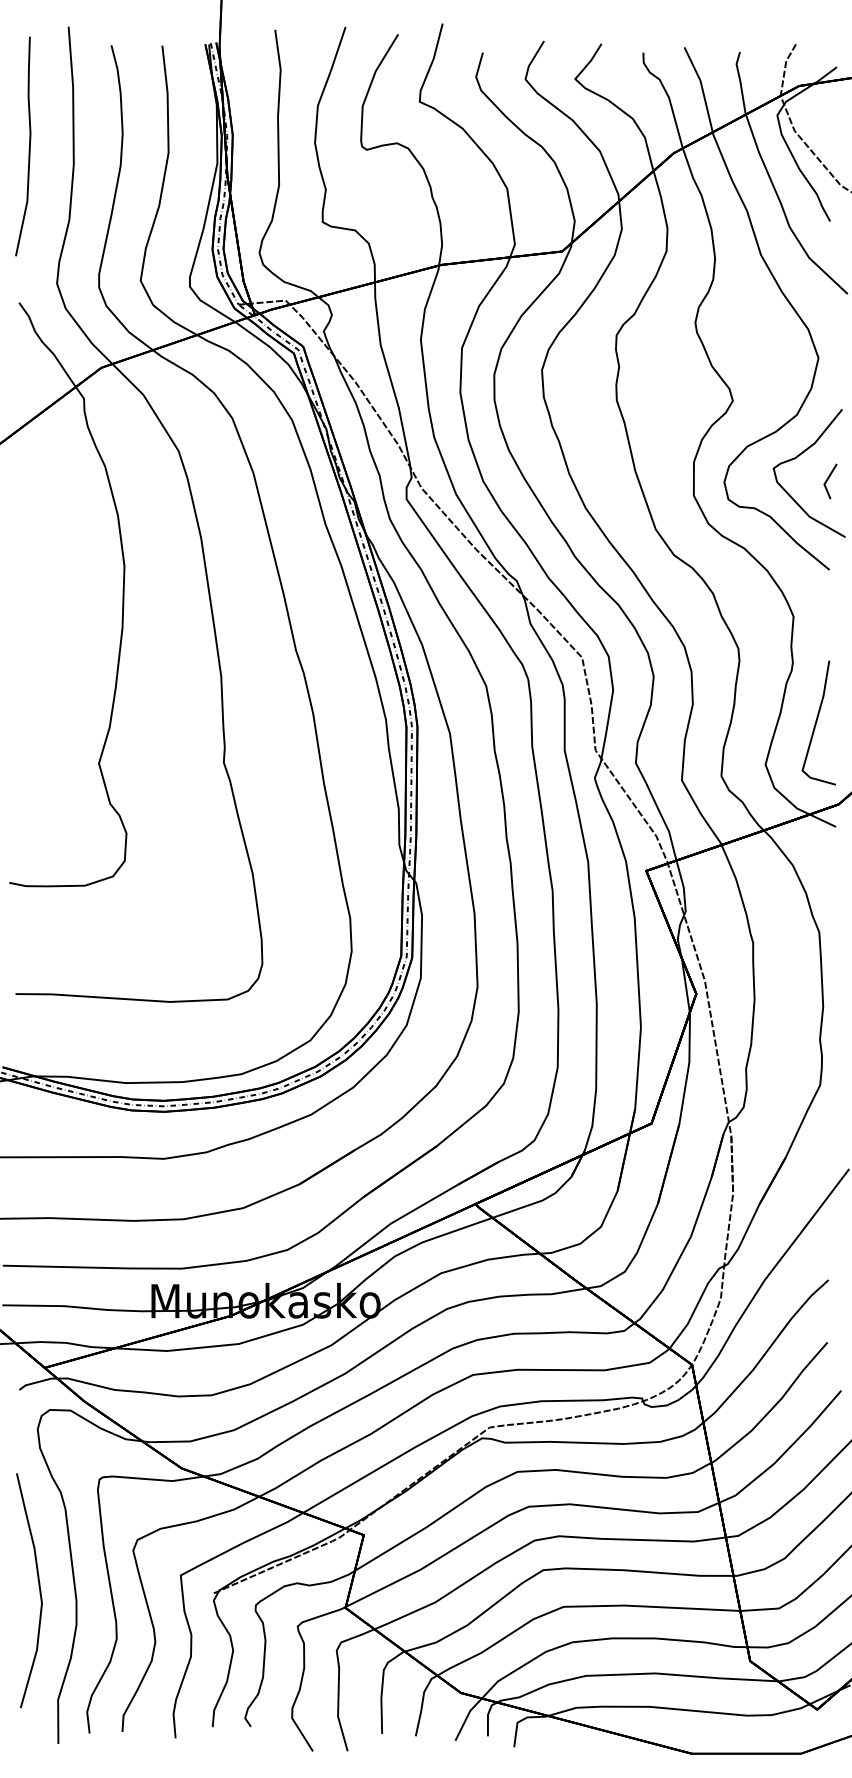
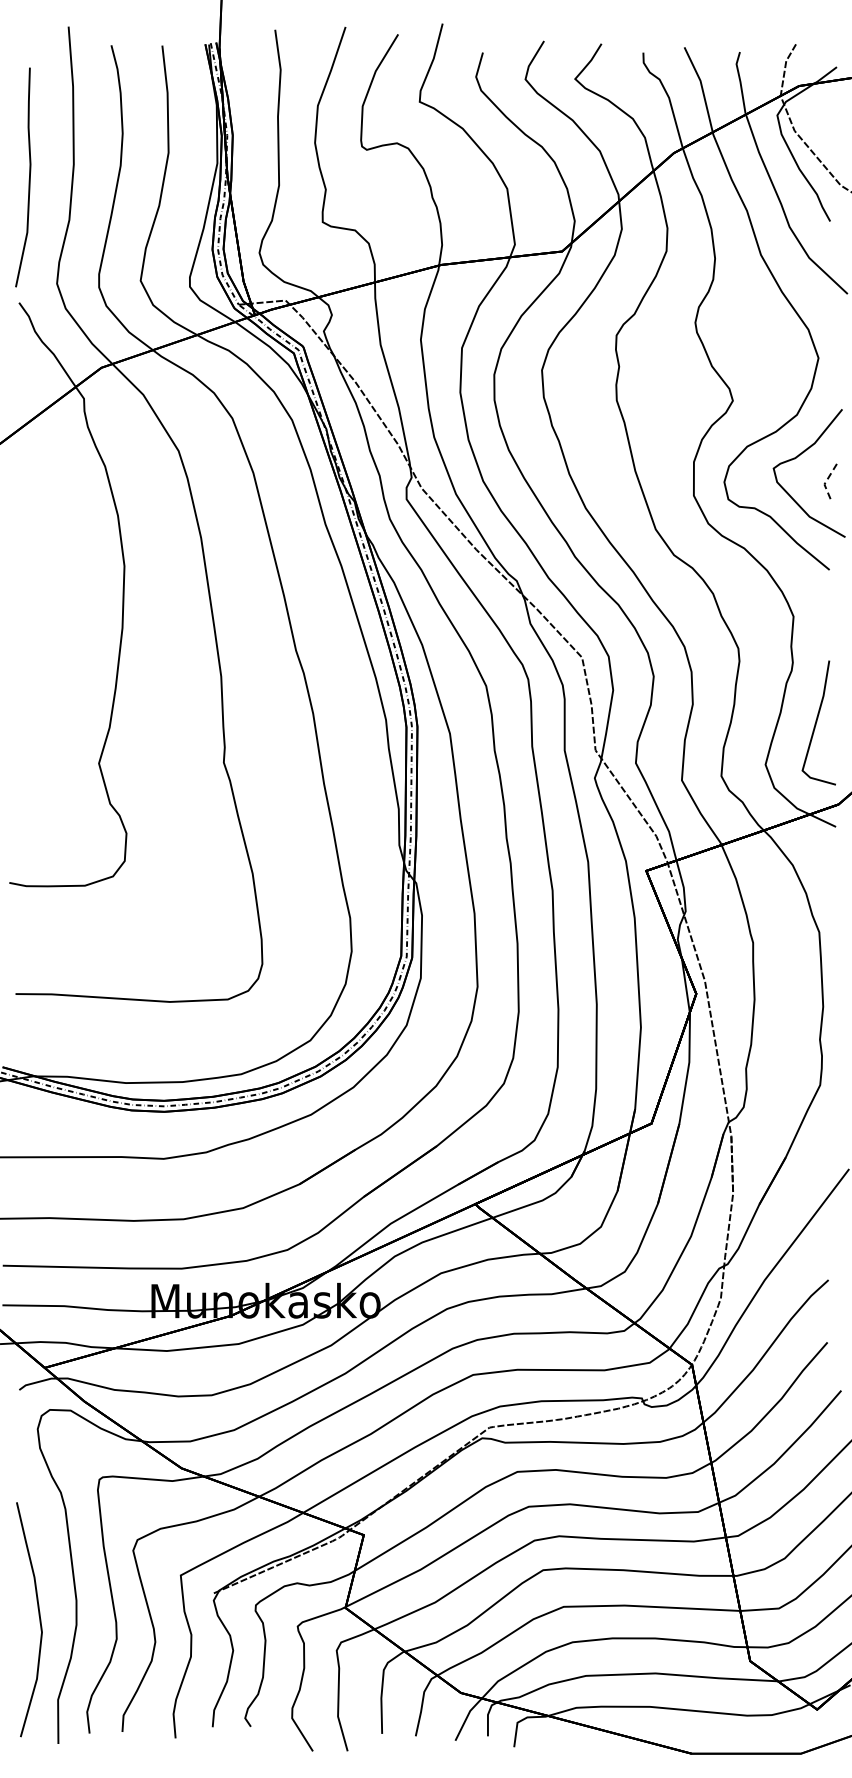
curve position: (28, 148) -> (28, 179) (28, 179)
line: solid -> dashed (826, 481)
curve position: (38, 1586) -> (38, 1615) (38, 1615)
